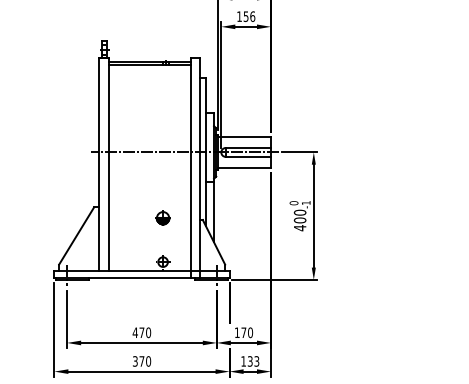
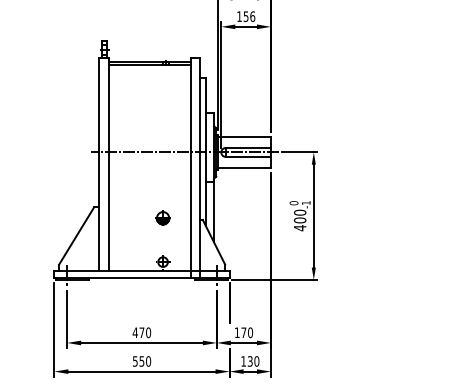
text: 370 -> 550 (138, 361)
text: 133 -> 130 (256, 361)
